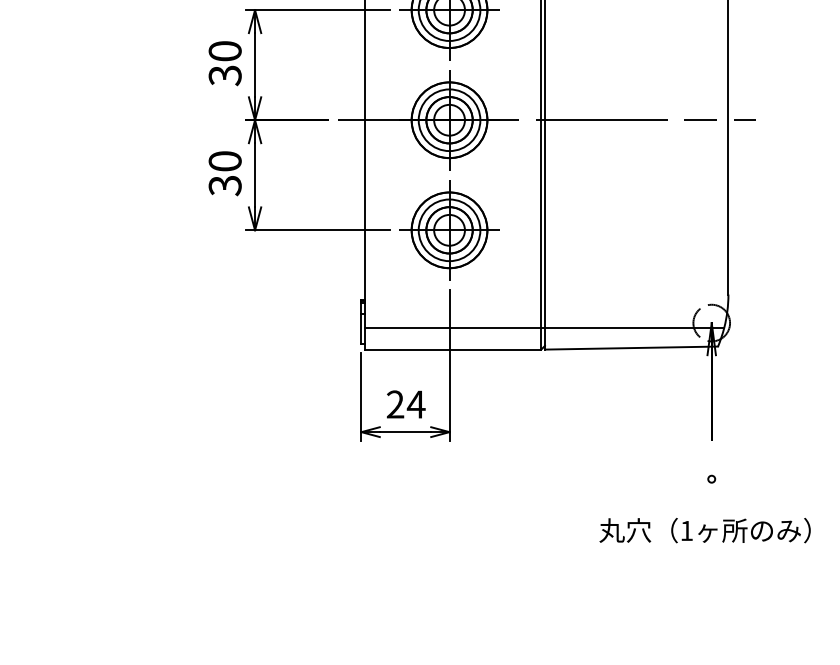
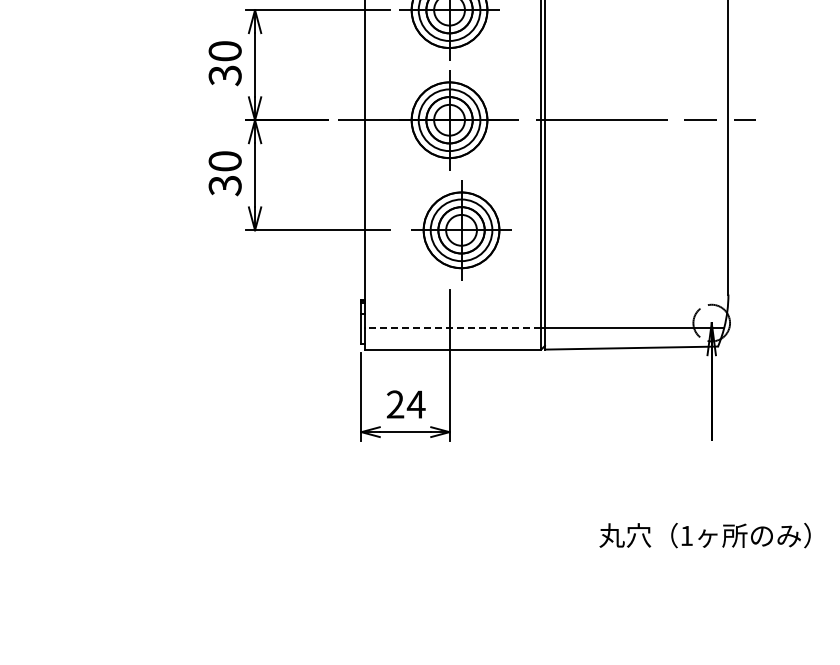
part position: (449, 230) -> (461, 230) (461, 230)
line: solid -> dashed (452, 327)
circle: present -> none (711, 478)
text position: (704, 530) -> (704, 535) (704, 535)
